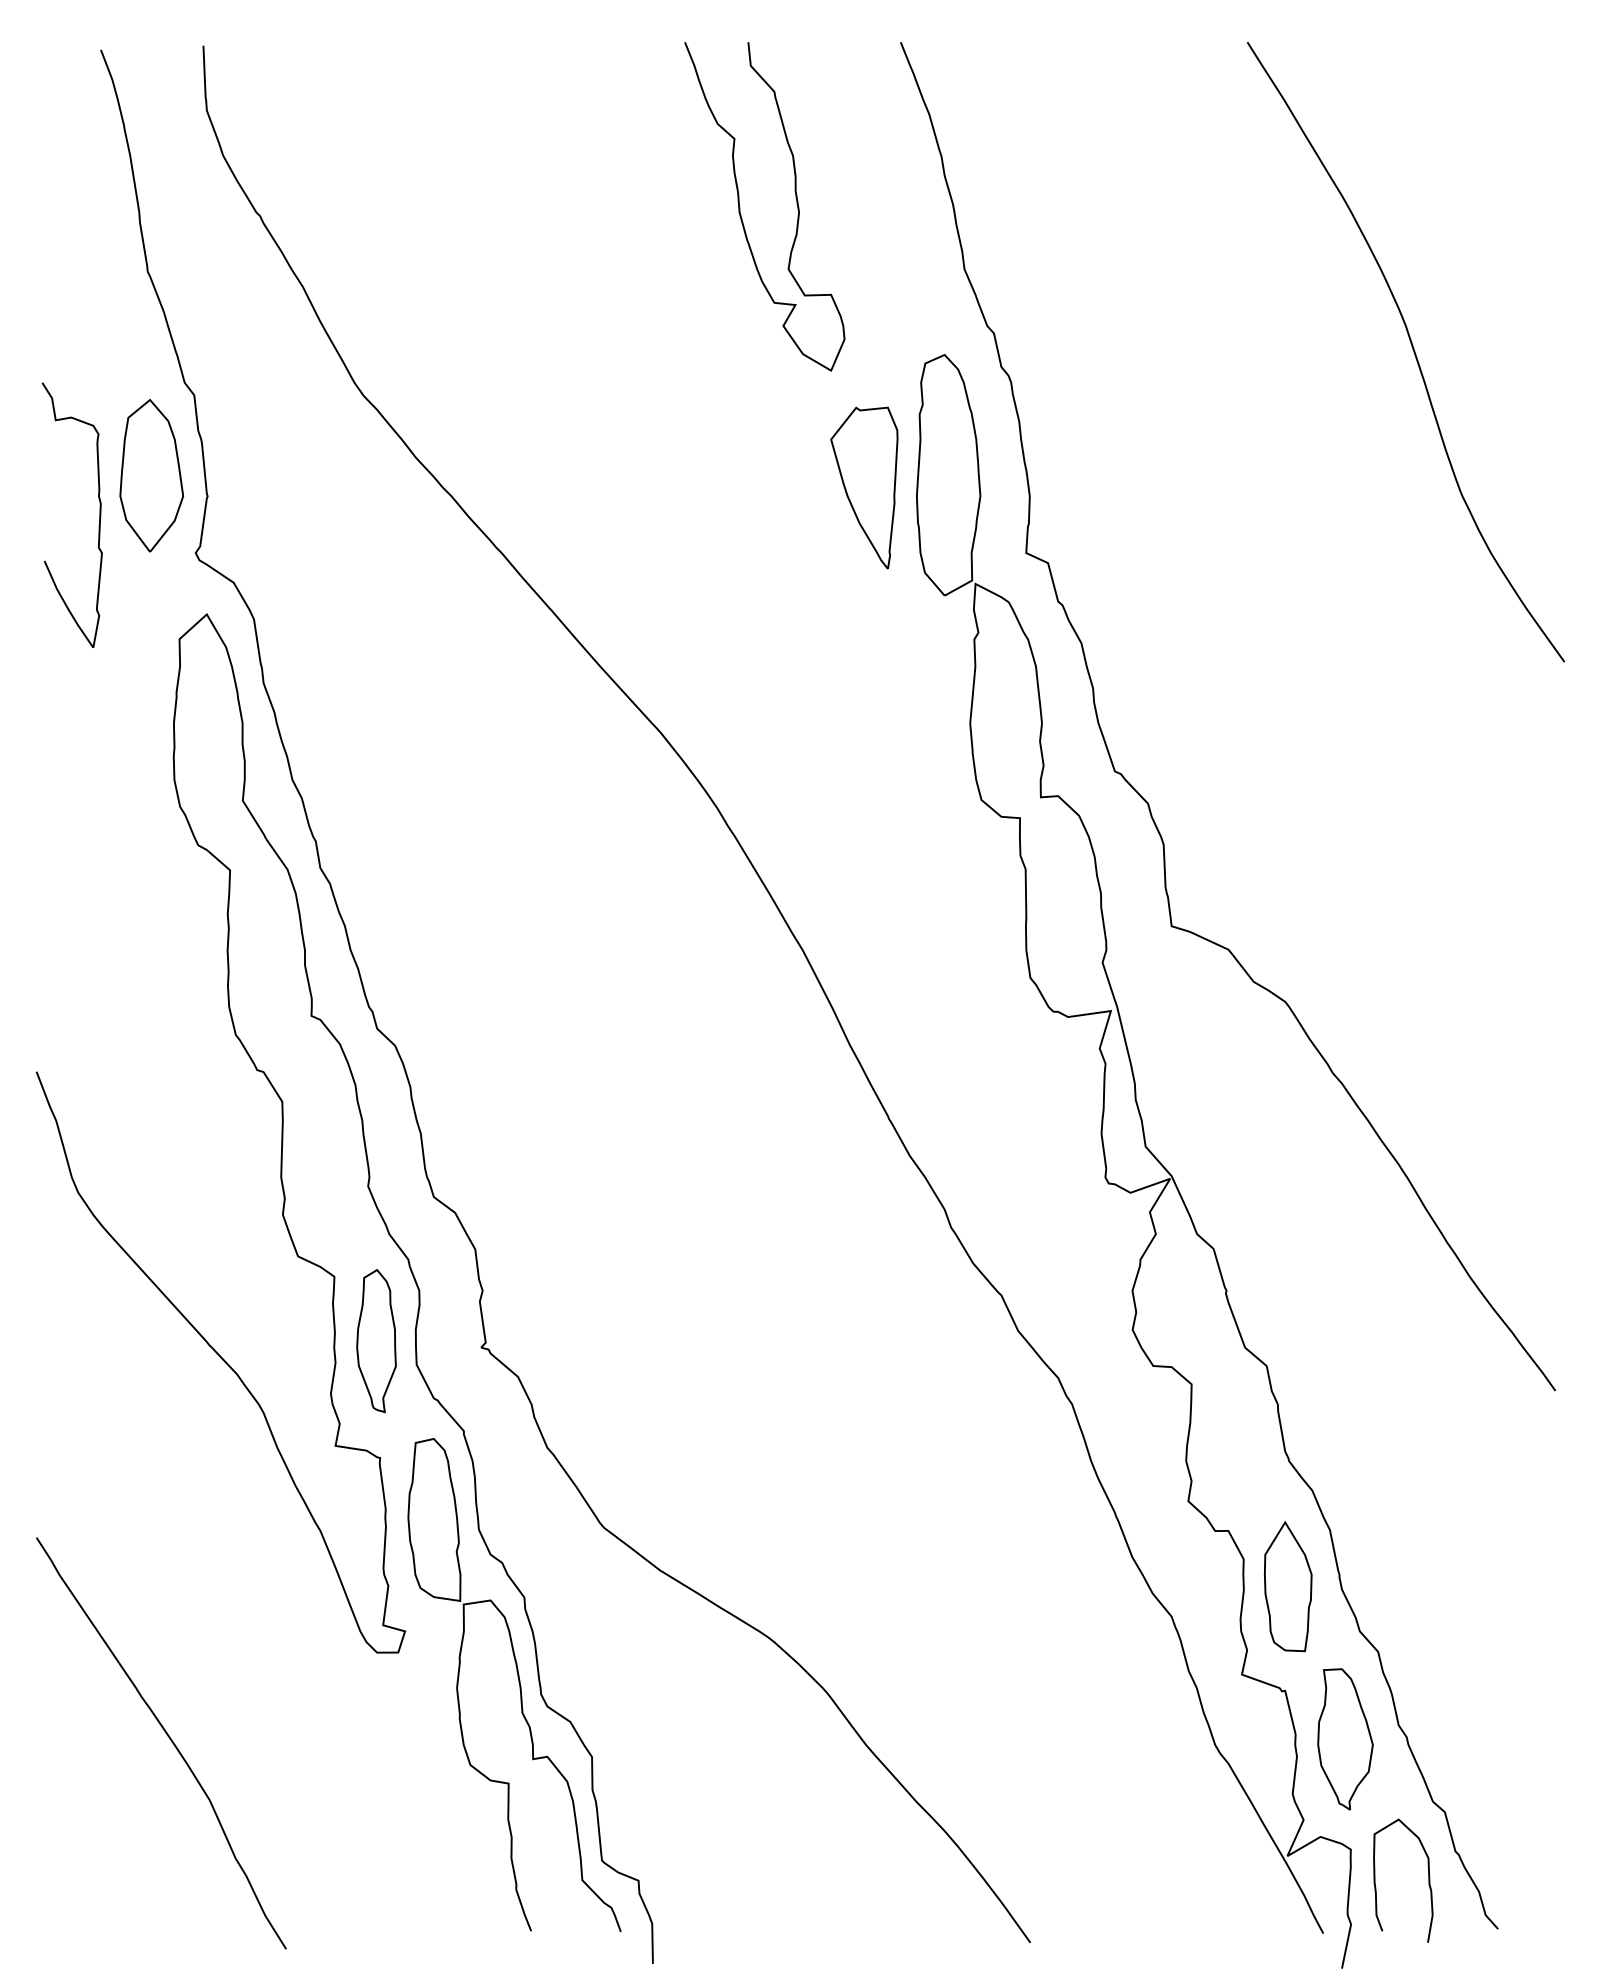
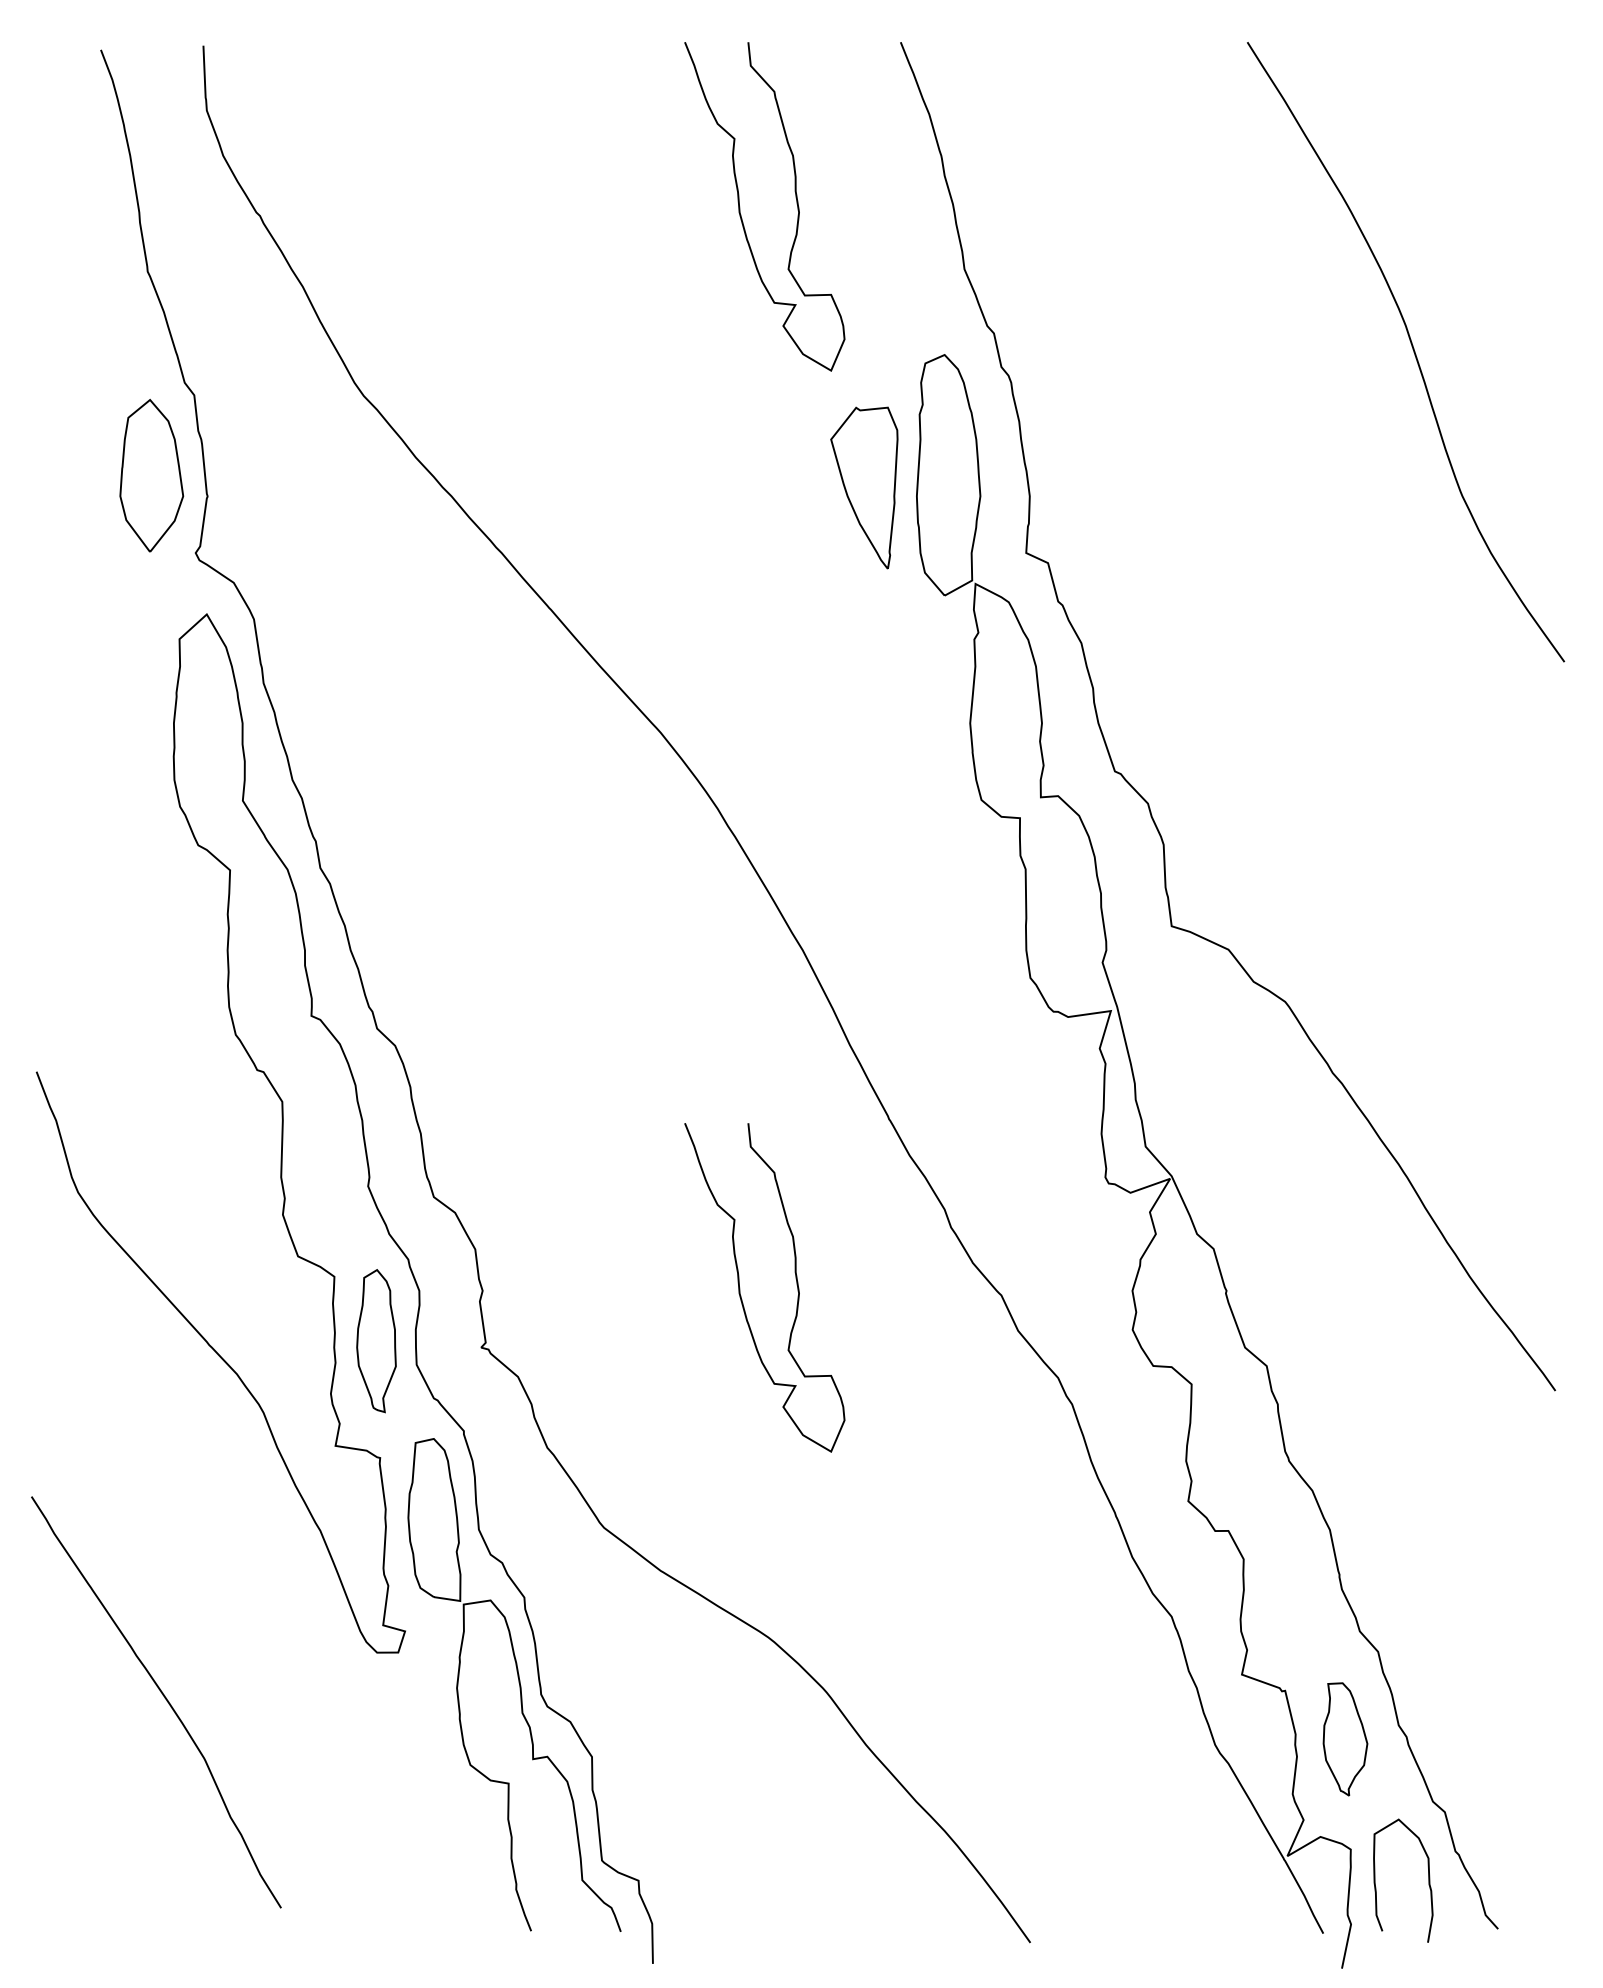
curve: present -> none (99, 514)
curve: none -> present (740, 1288)
part: present -> none (1288, 1586)
curve position: (169, 1739) -> (164, 1698) (164, 1698)
part size: 57x143 px -> 47x115 px (1345, 1739)
